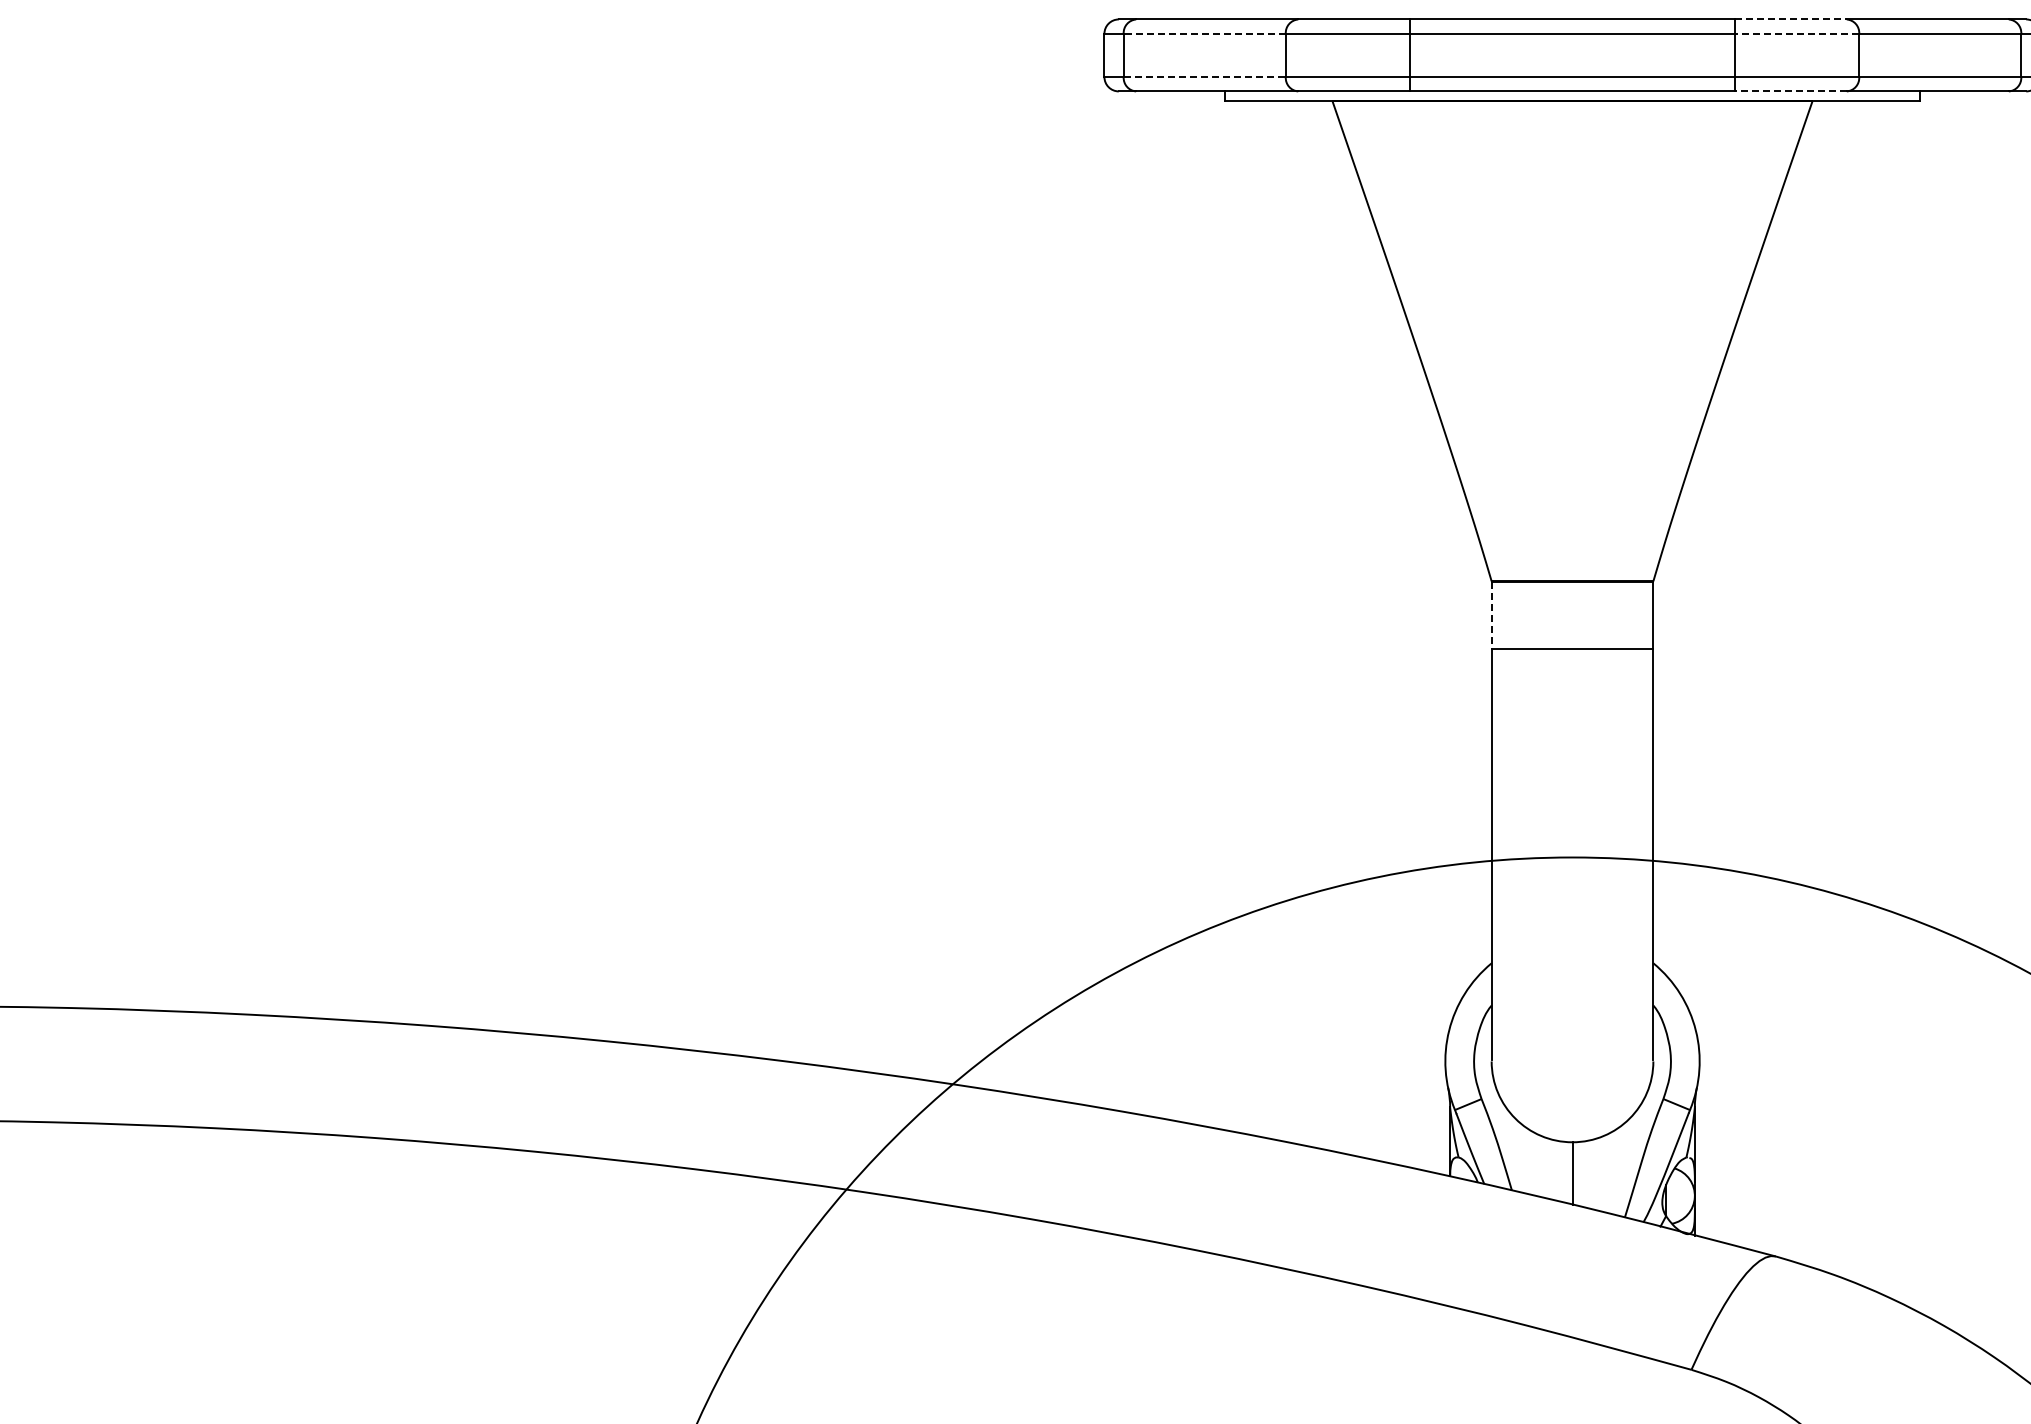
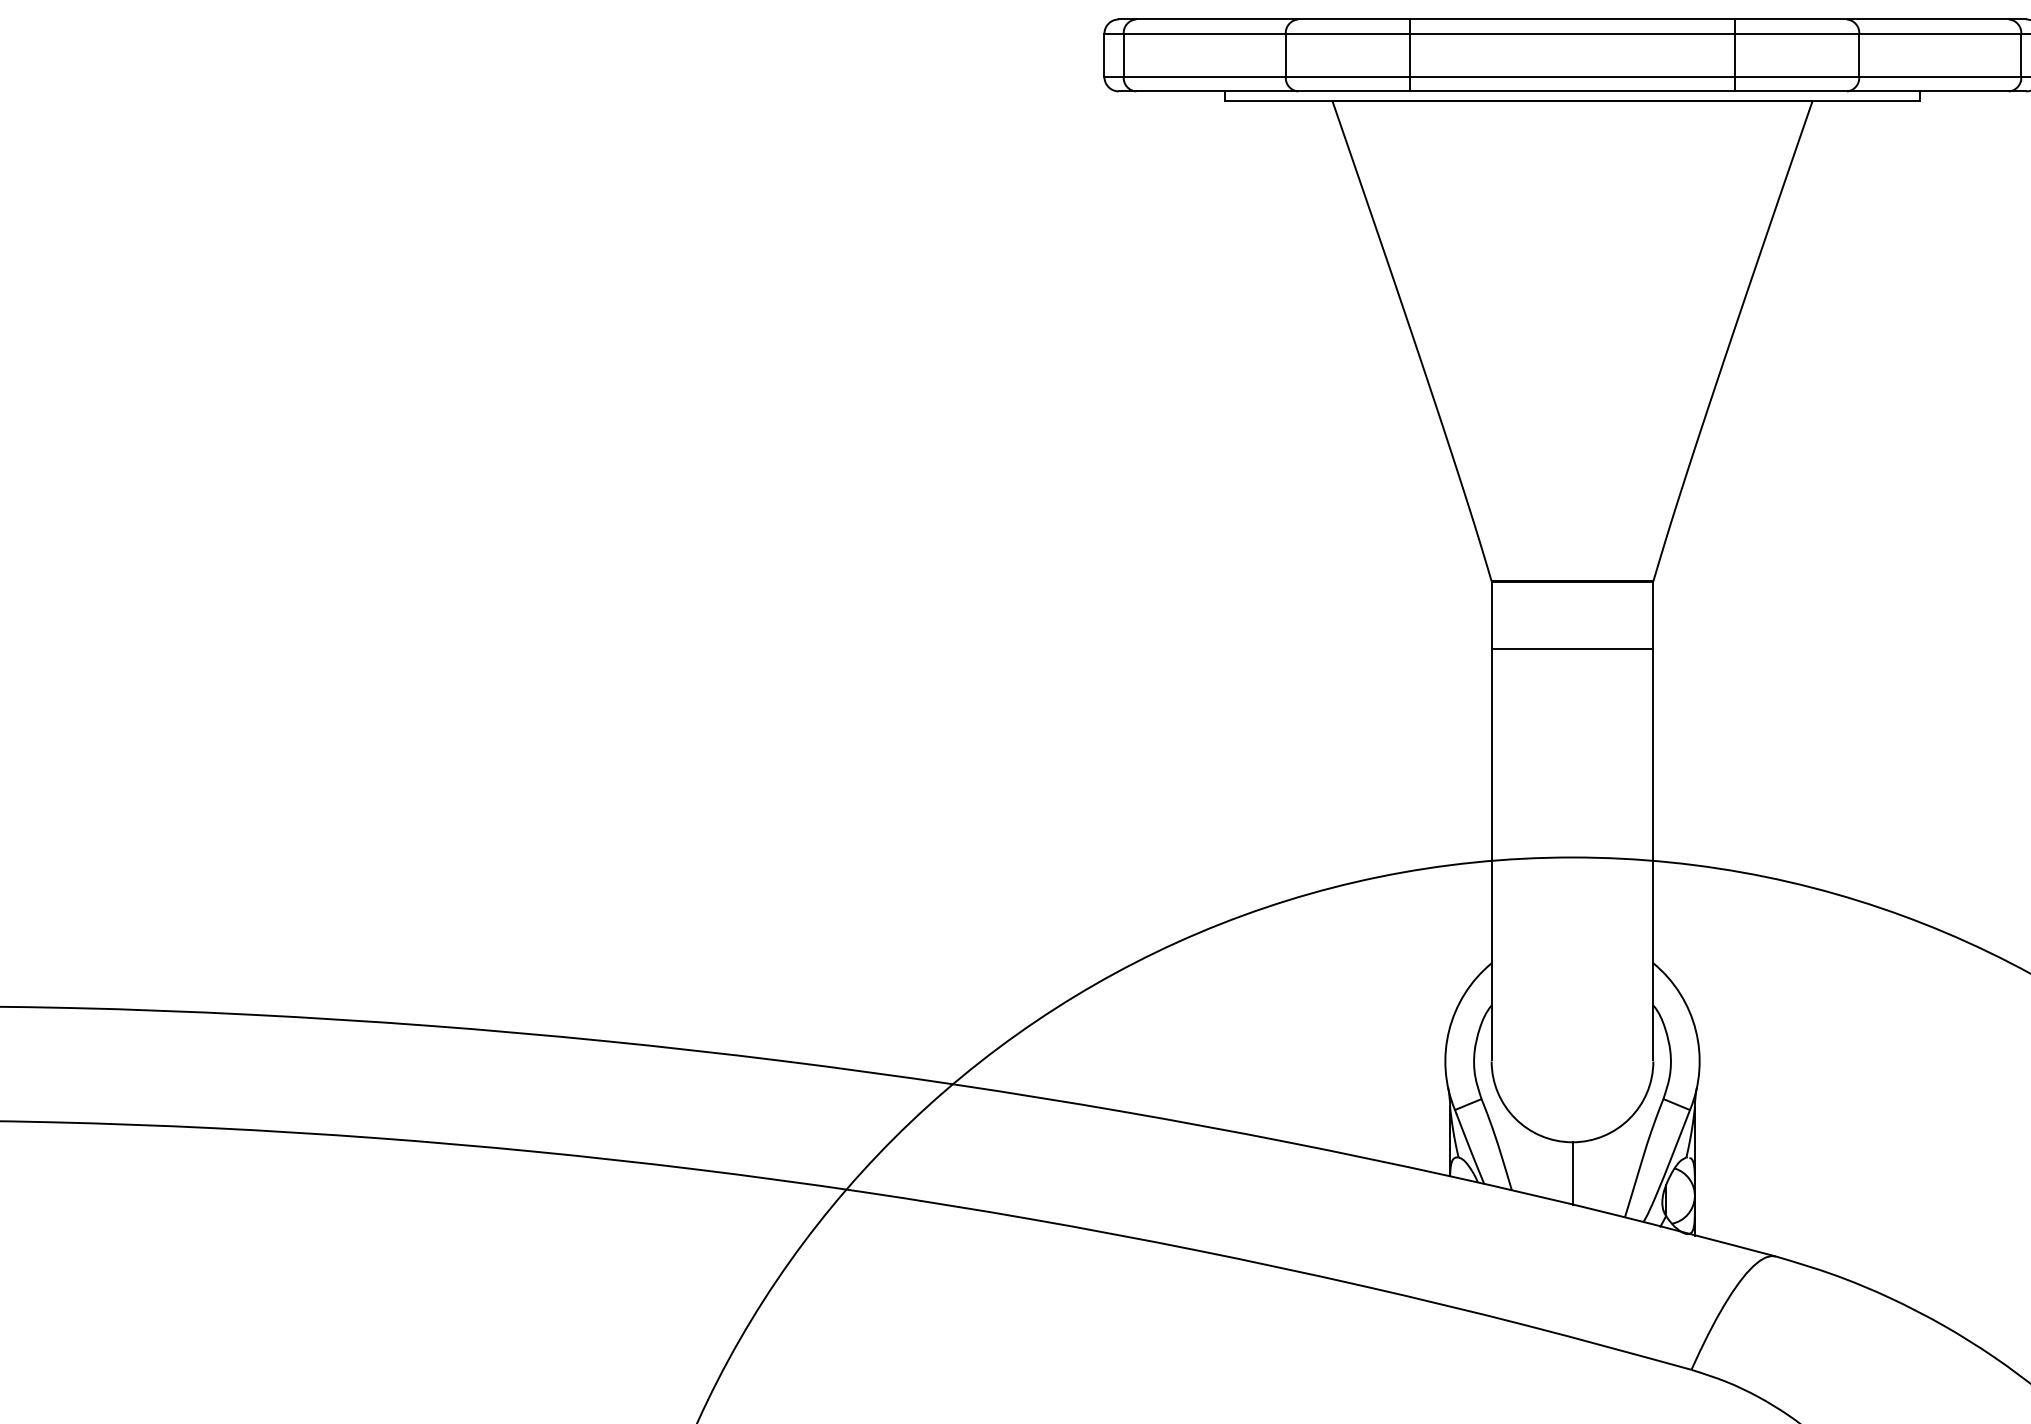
line: dashed -> solid (1791, 19)
line: dashed -> solid (1204, 33)
line: dashed -> solid (1796, 33)
line: dashed -> solid (1205, 77)
line: dashed -> solid (1790, 91)
line: dashed -> solid (1491, 615)
